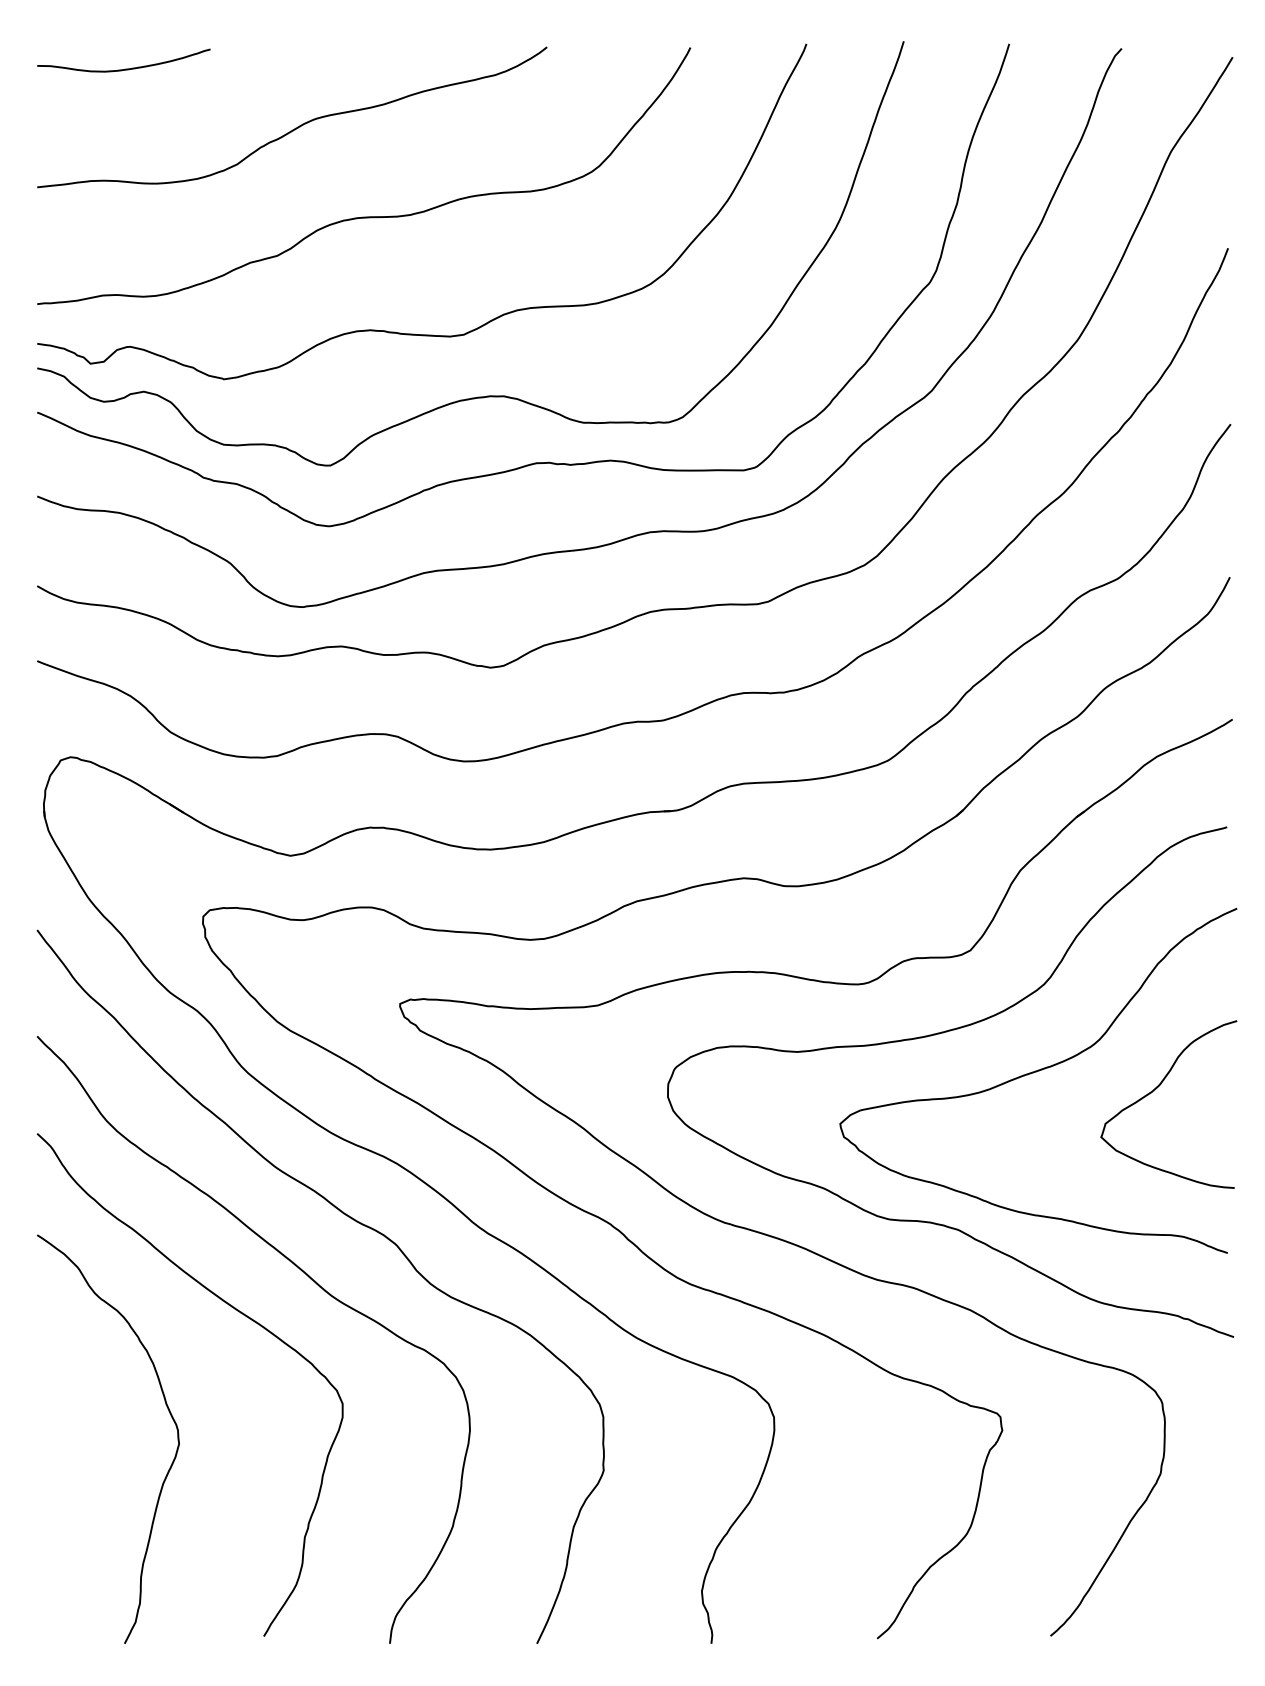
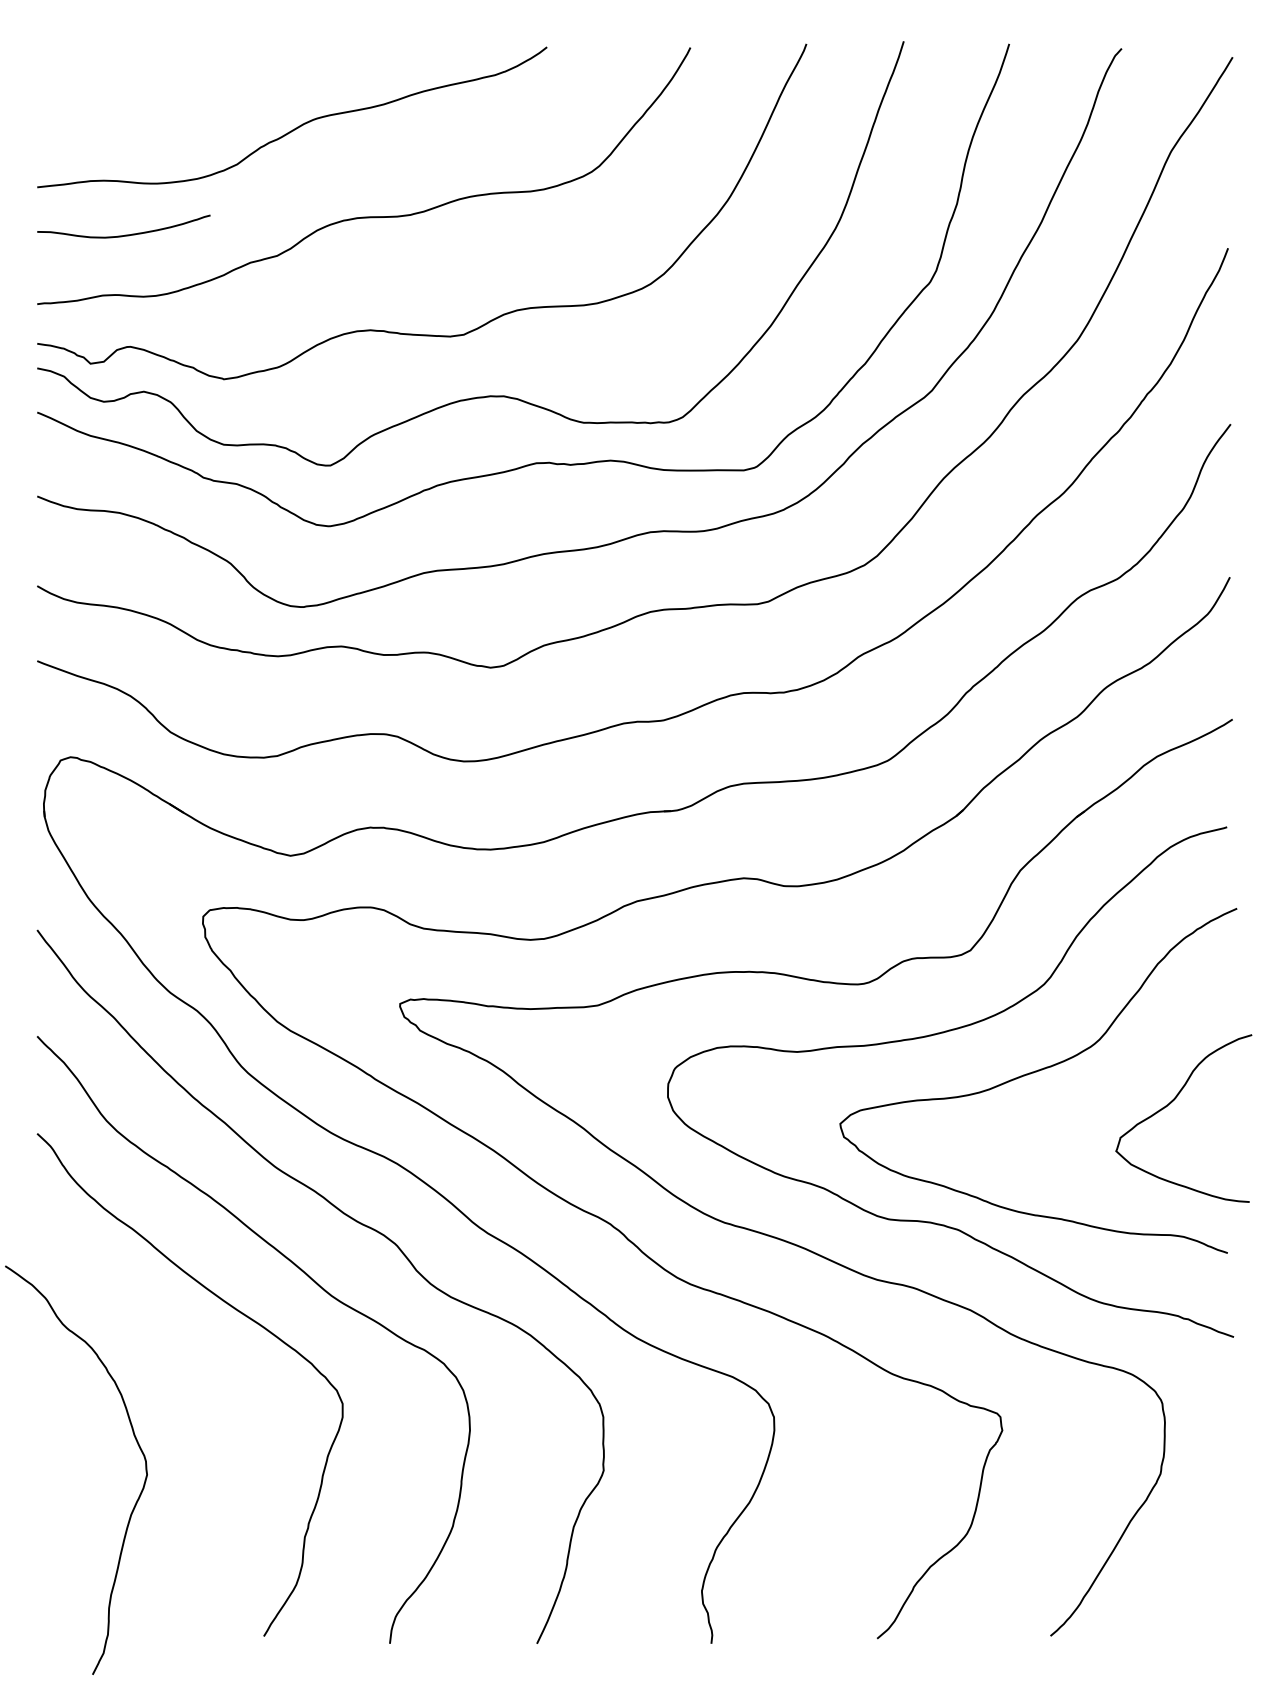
curve position: (125, 68) -> (125, 234) (125, 234)
curve position: (1155, 1090) -> (1170, 1104) (1170, 1104)
curve position: (167, 1409) -> (135, 1440) (135, 1440)
